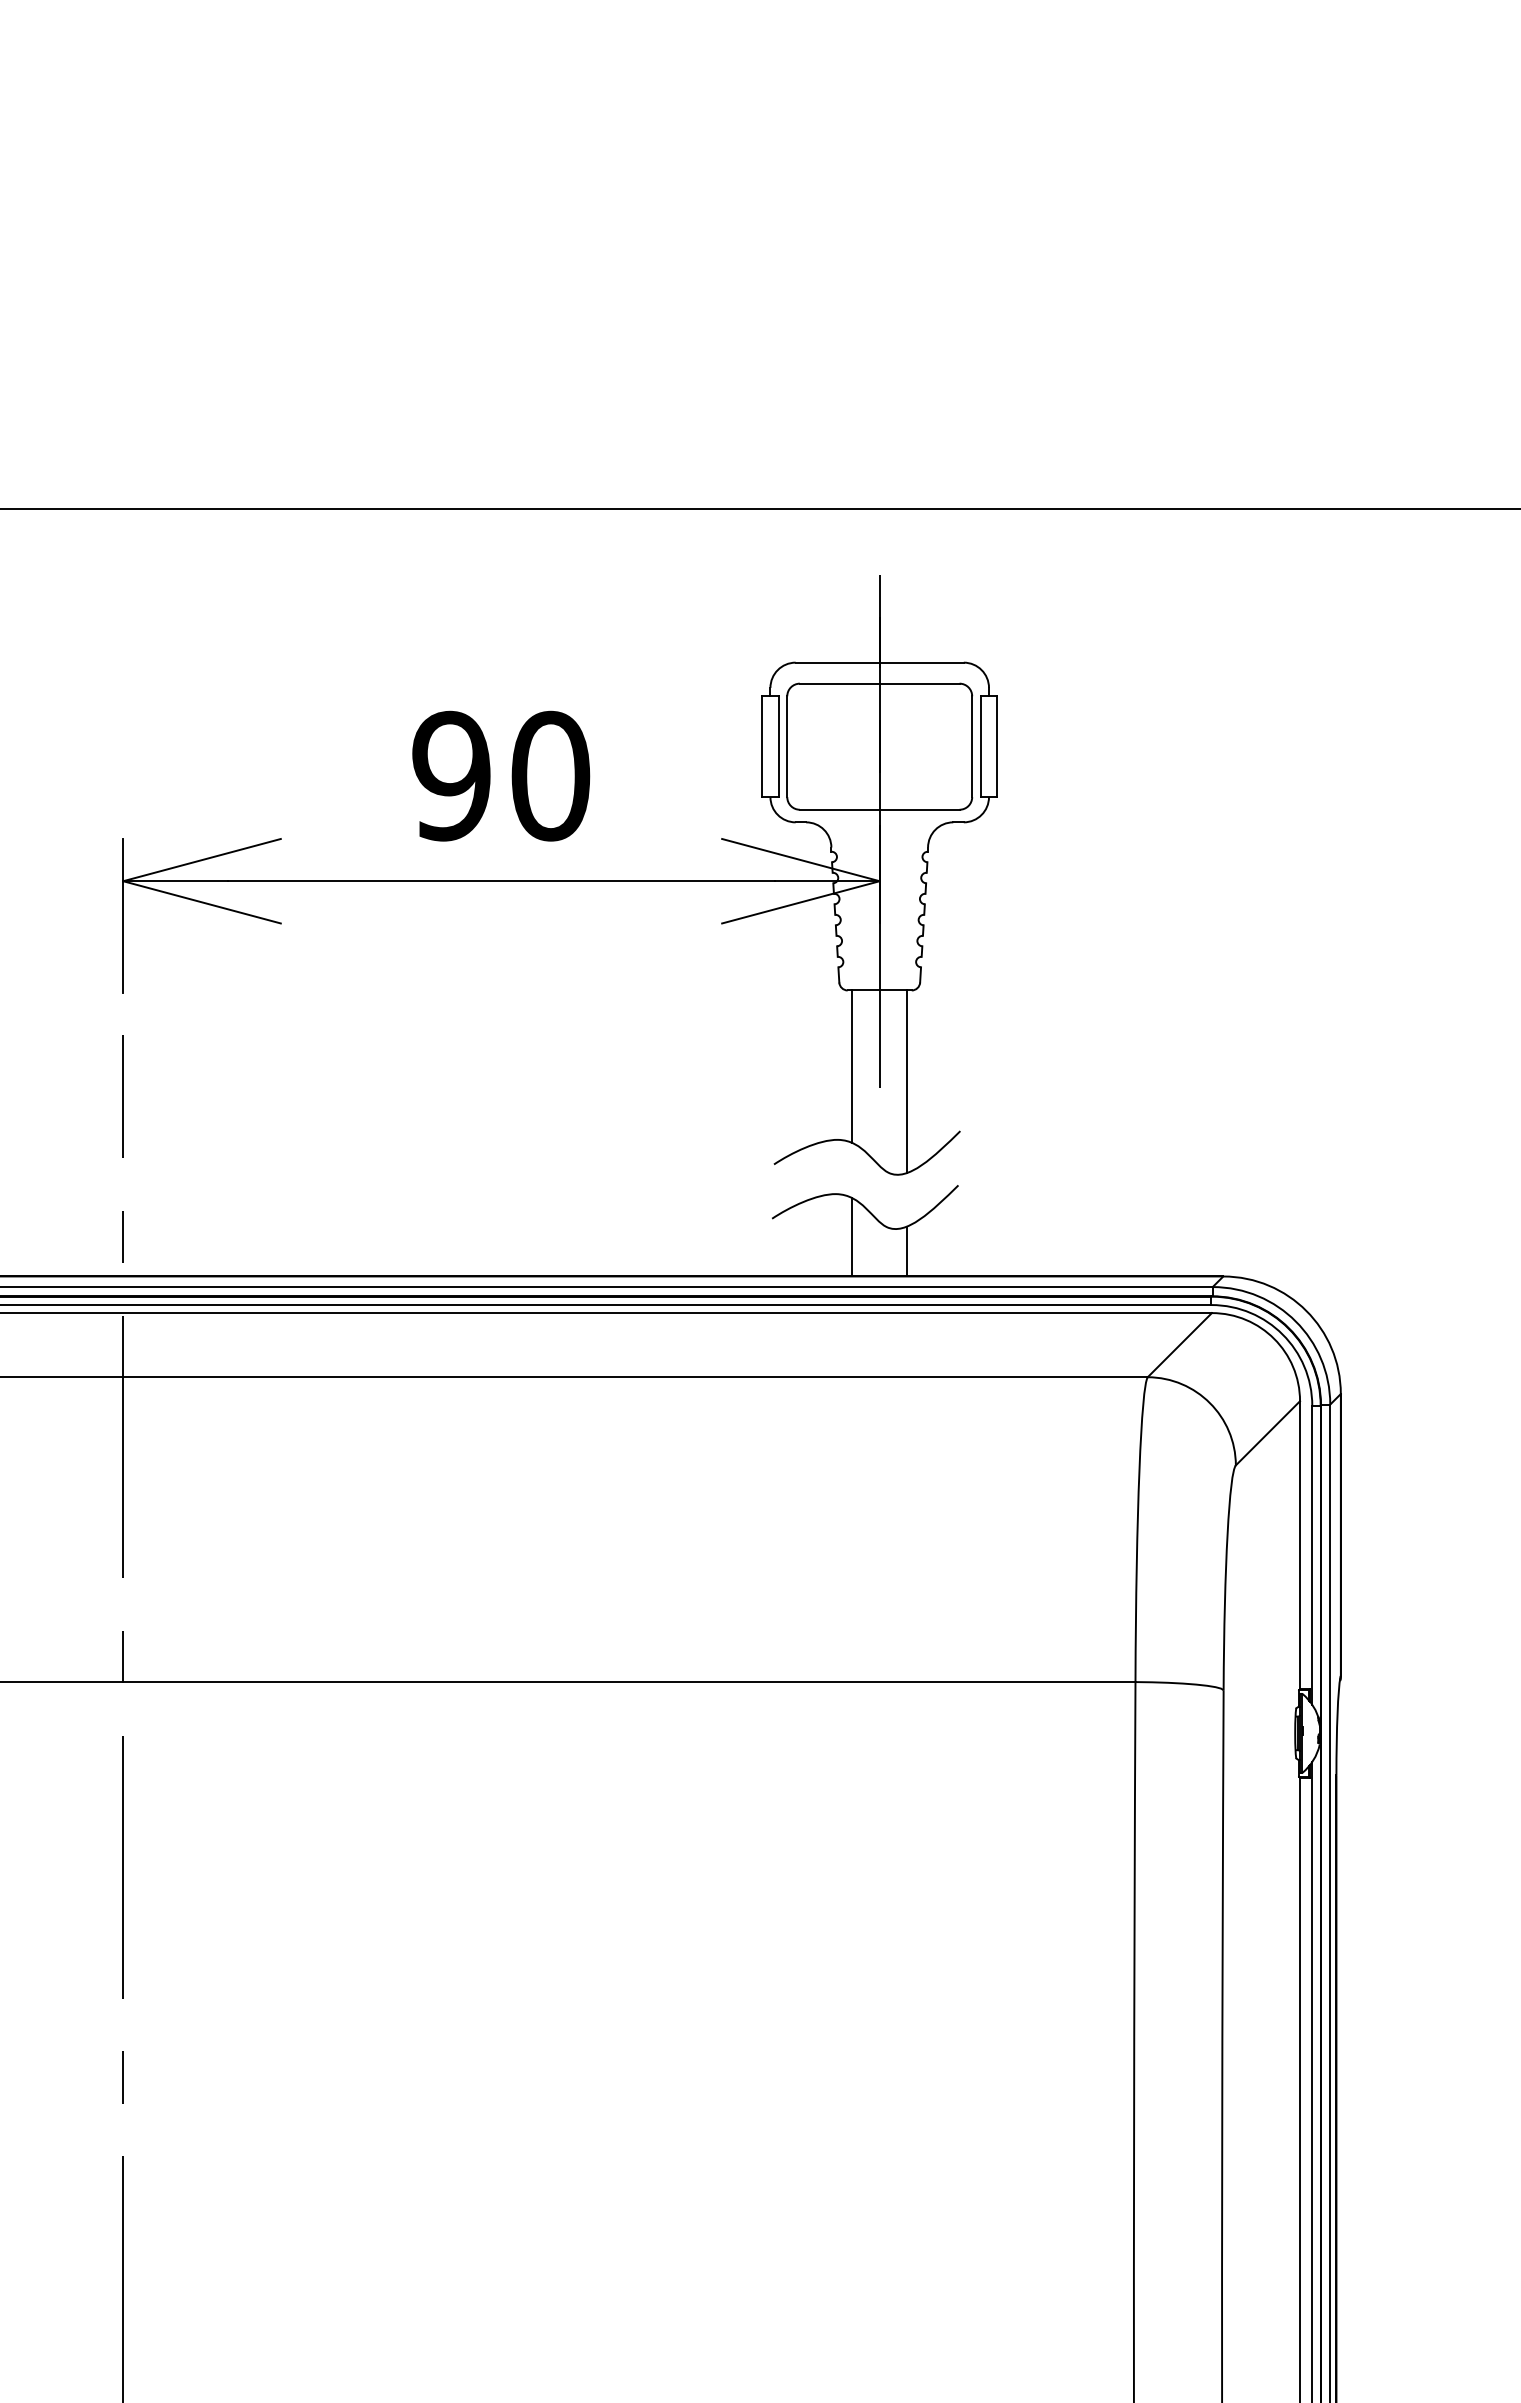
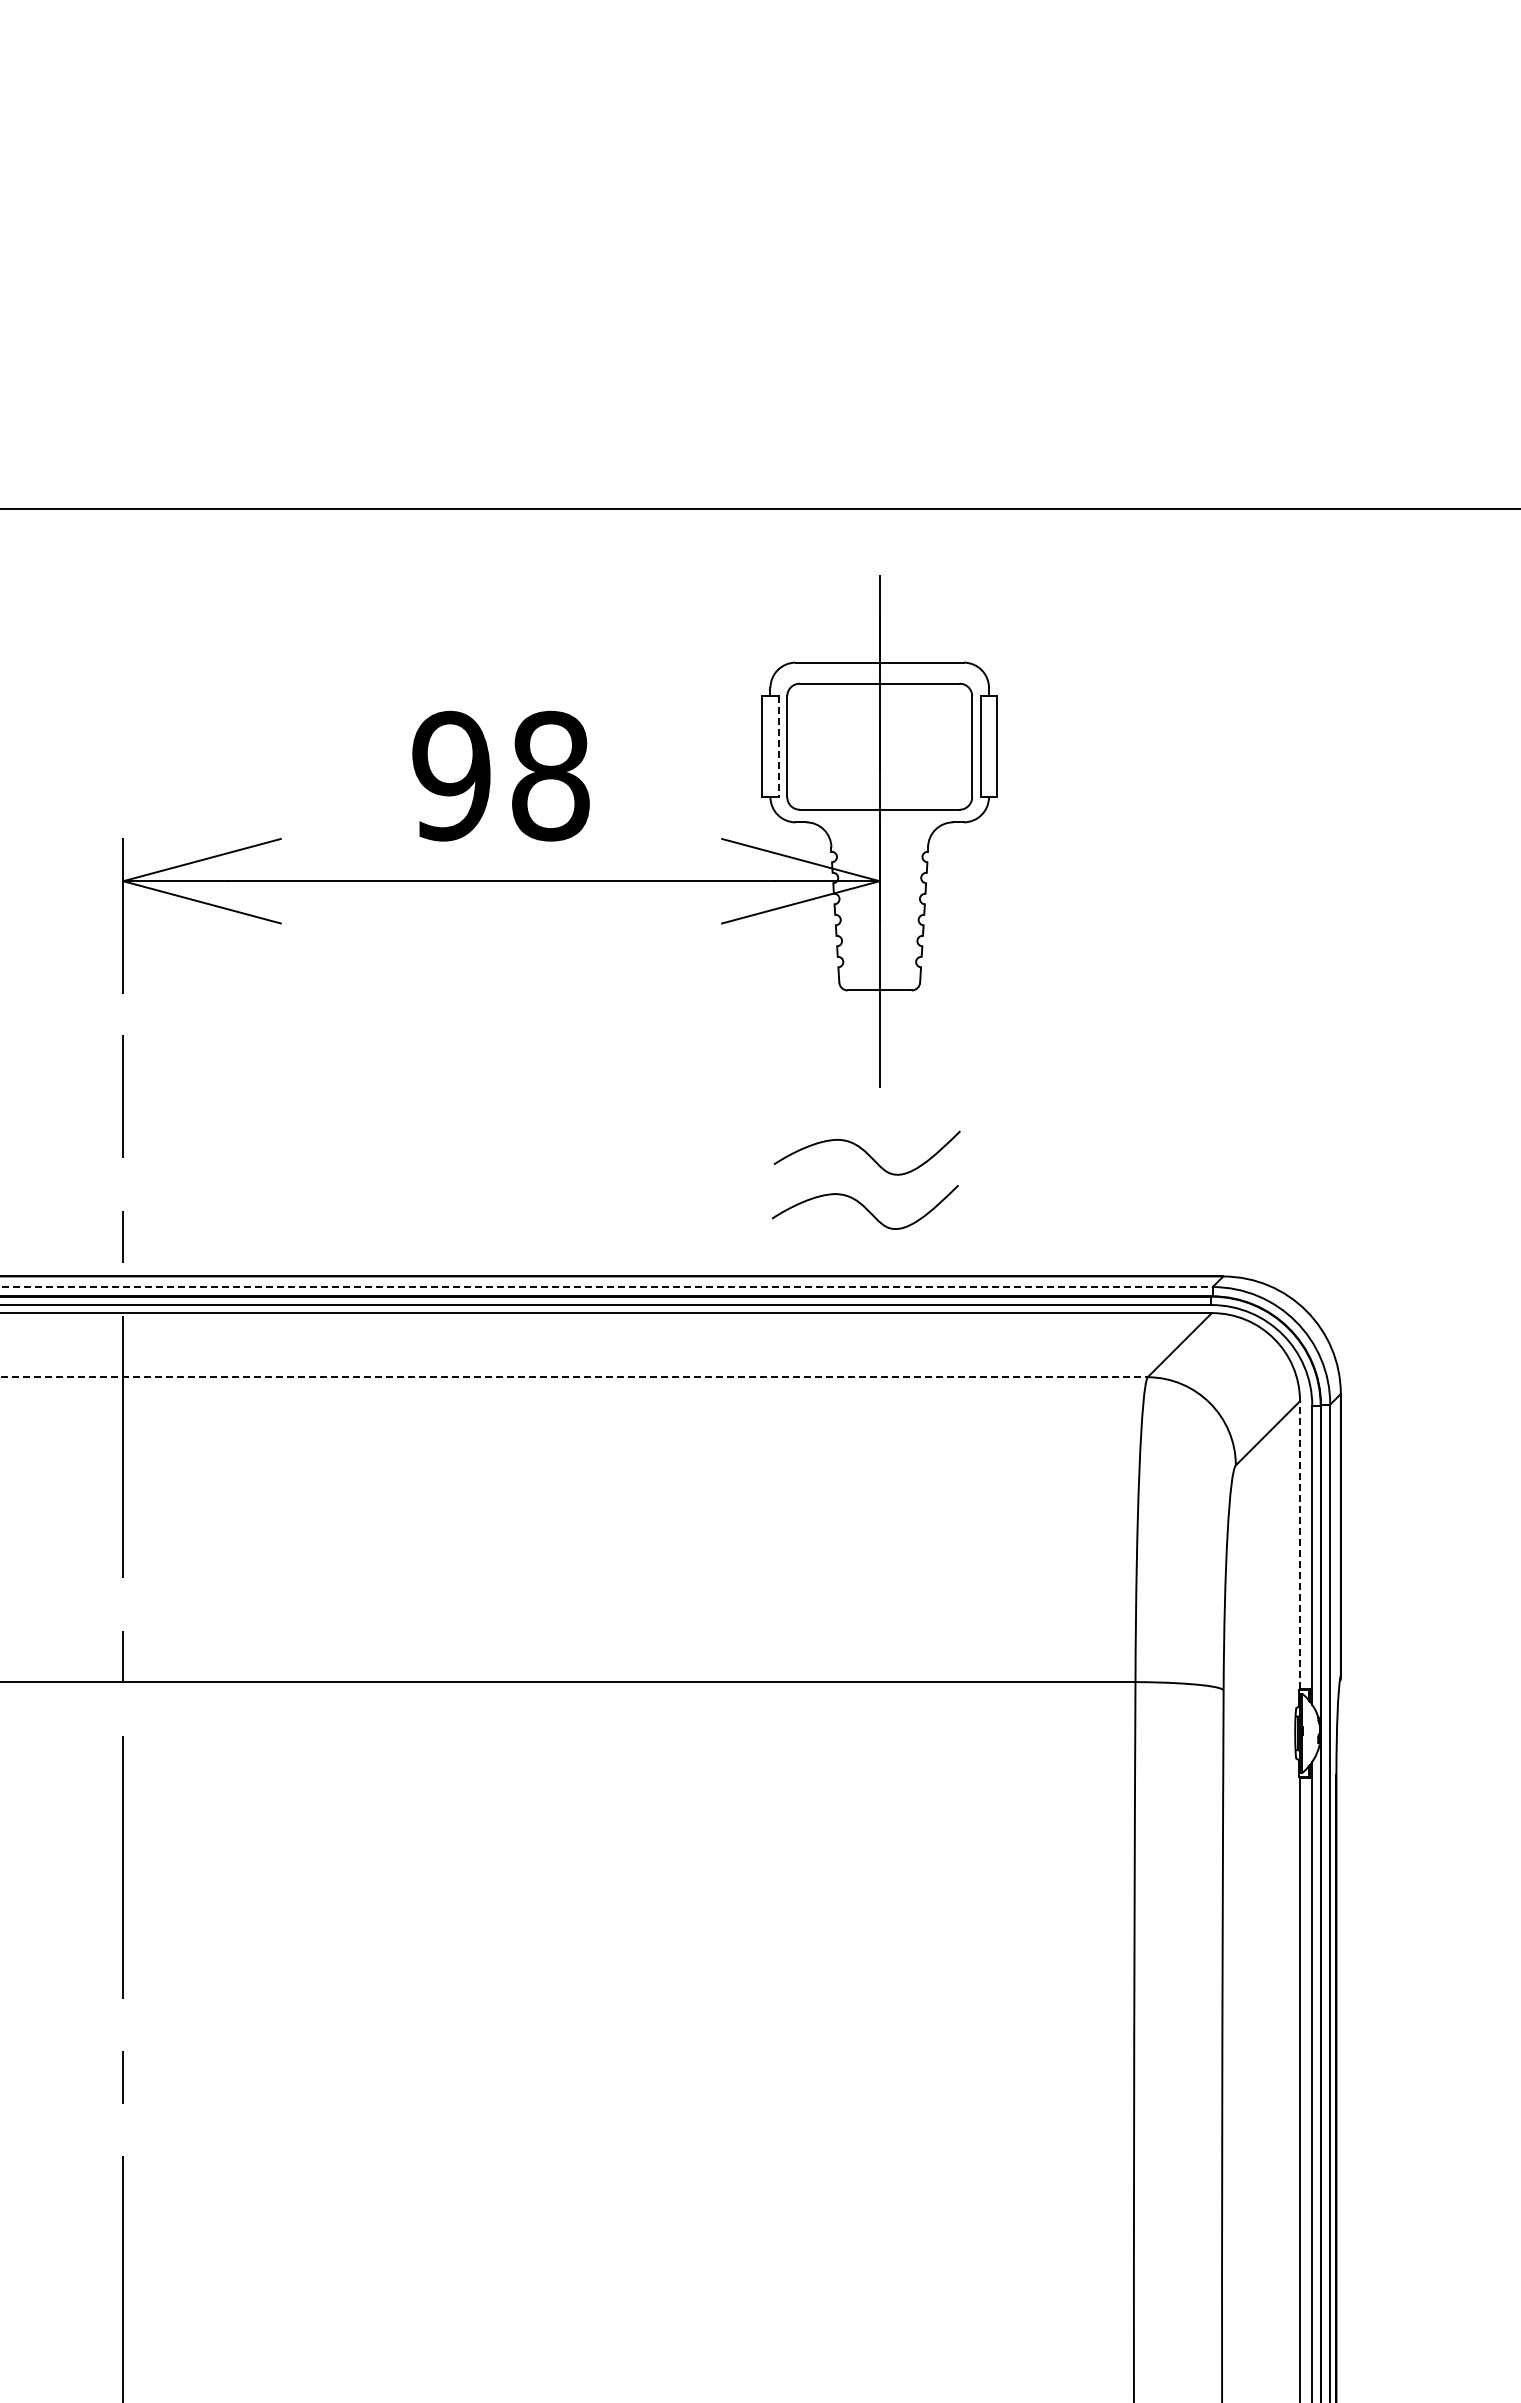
line: solid -> dashed (778, 747)
text: 90 -> 98 (550, 776)
line: present -> none (852, 1066)
line: present -> none (907, 1081)
line: present -> none (852, 1237)
line: present -> none (907, 1251)
line: solid -> dashed (607, 1287)
line: solid -> dashed (574, 1377)
line: solid -> dashed (1300, 1544)
